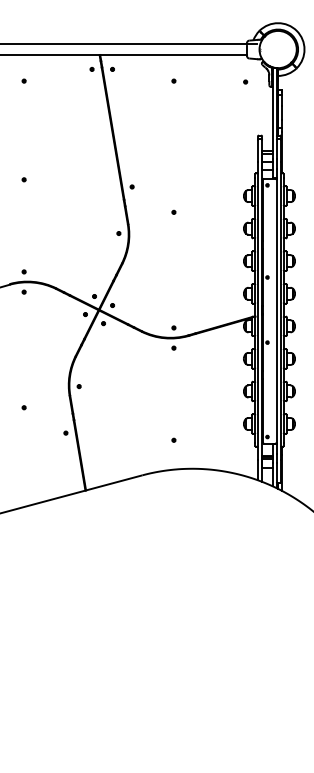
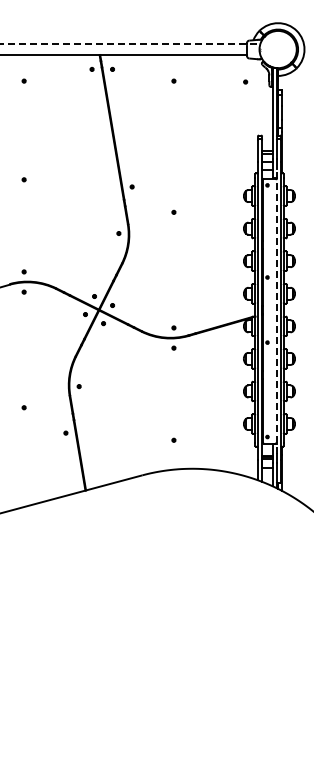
line: solid -> dashed (128, 44)
line: solid -> dashed (276, 310)
